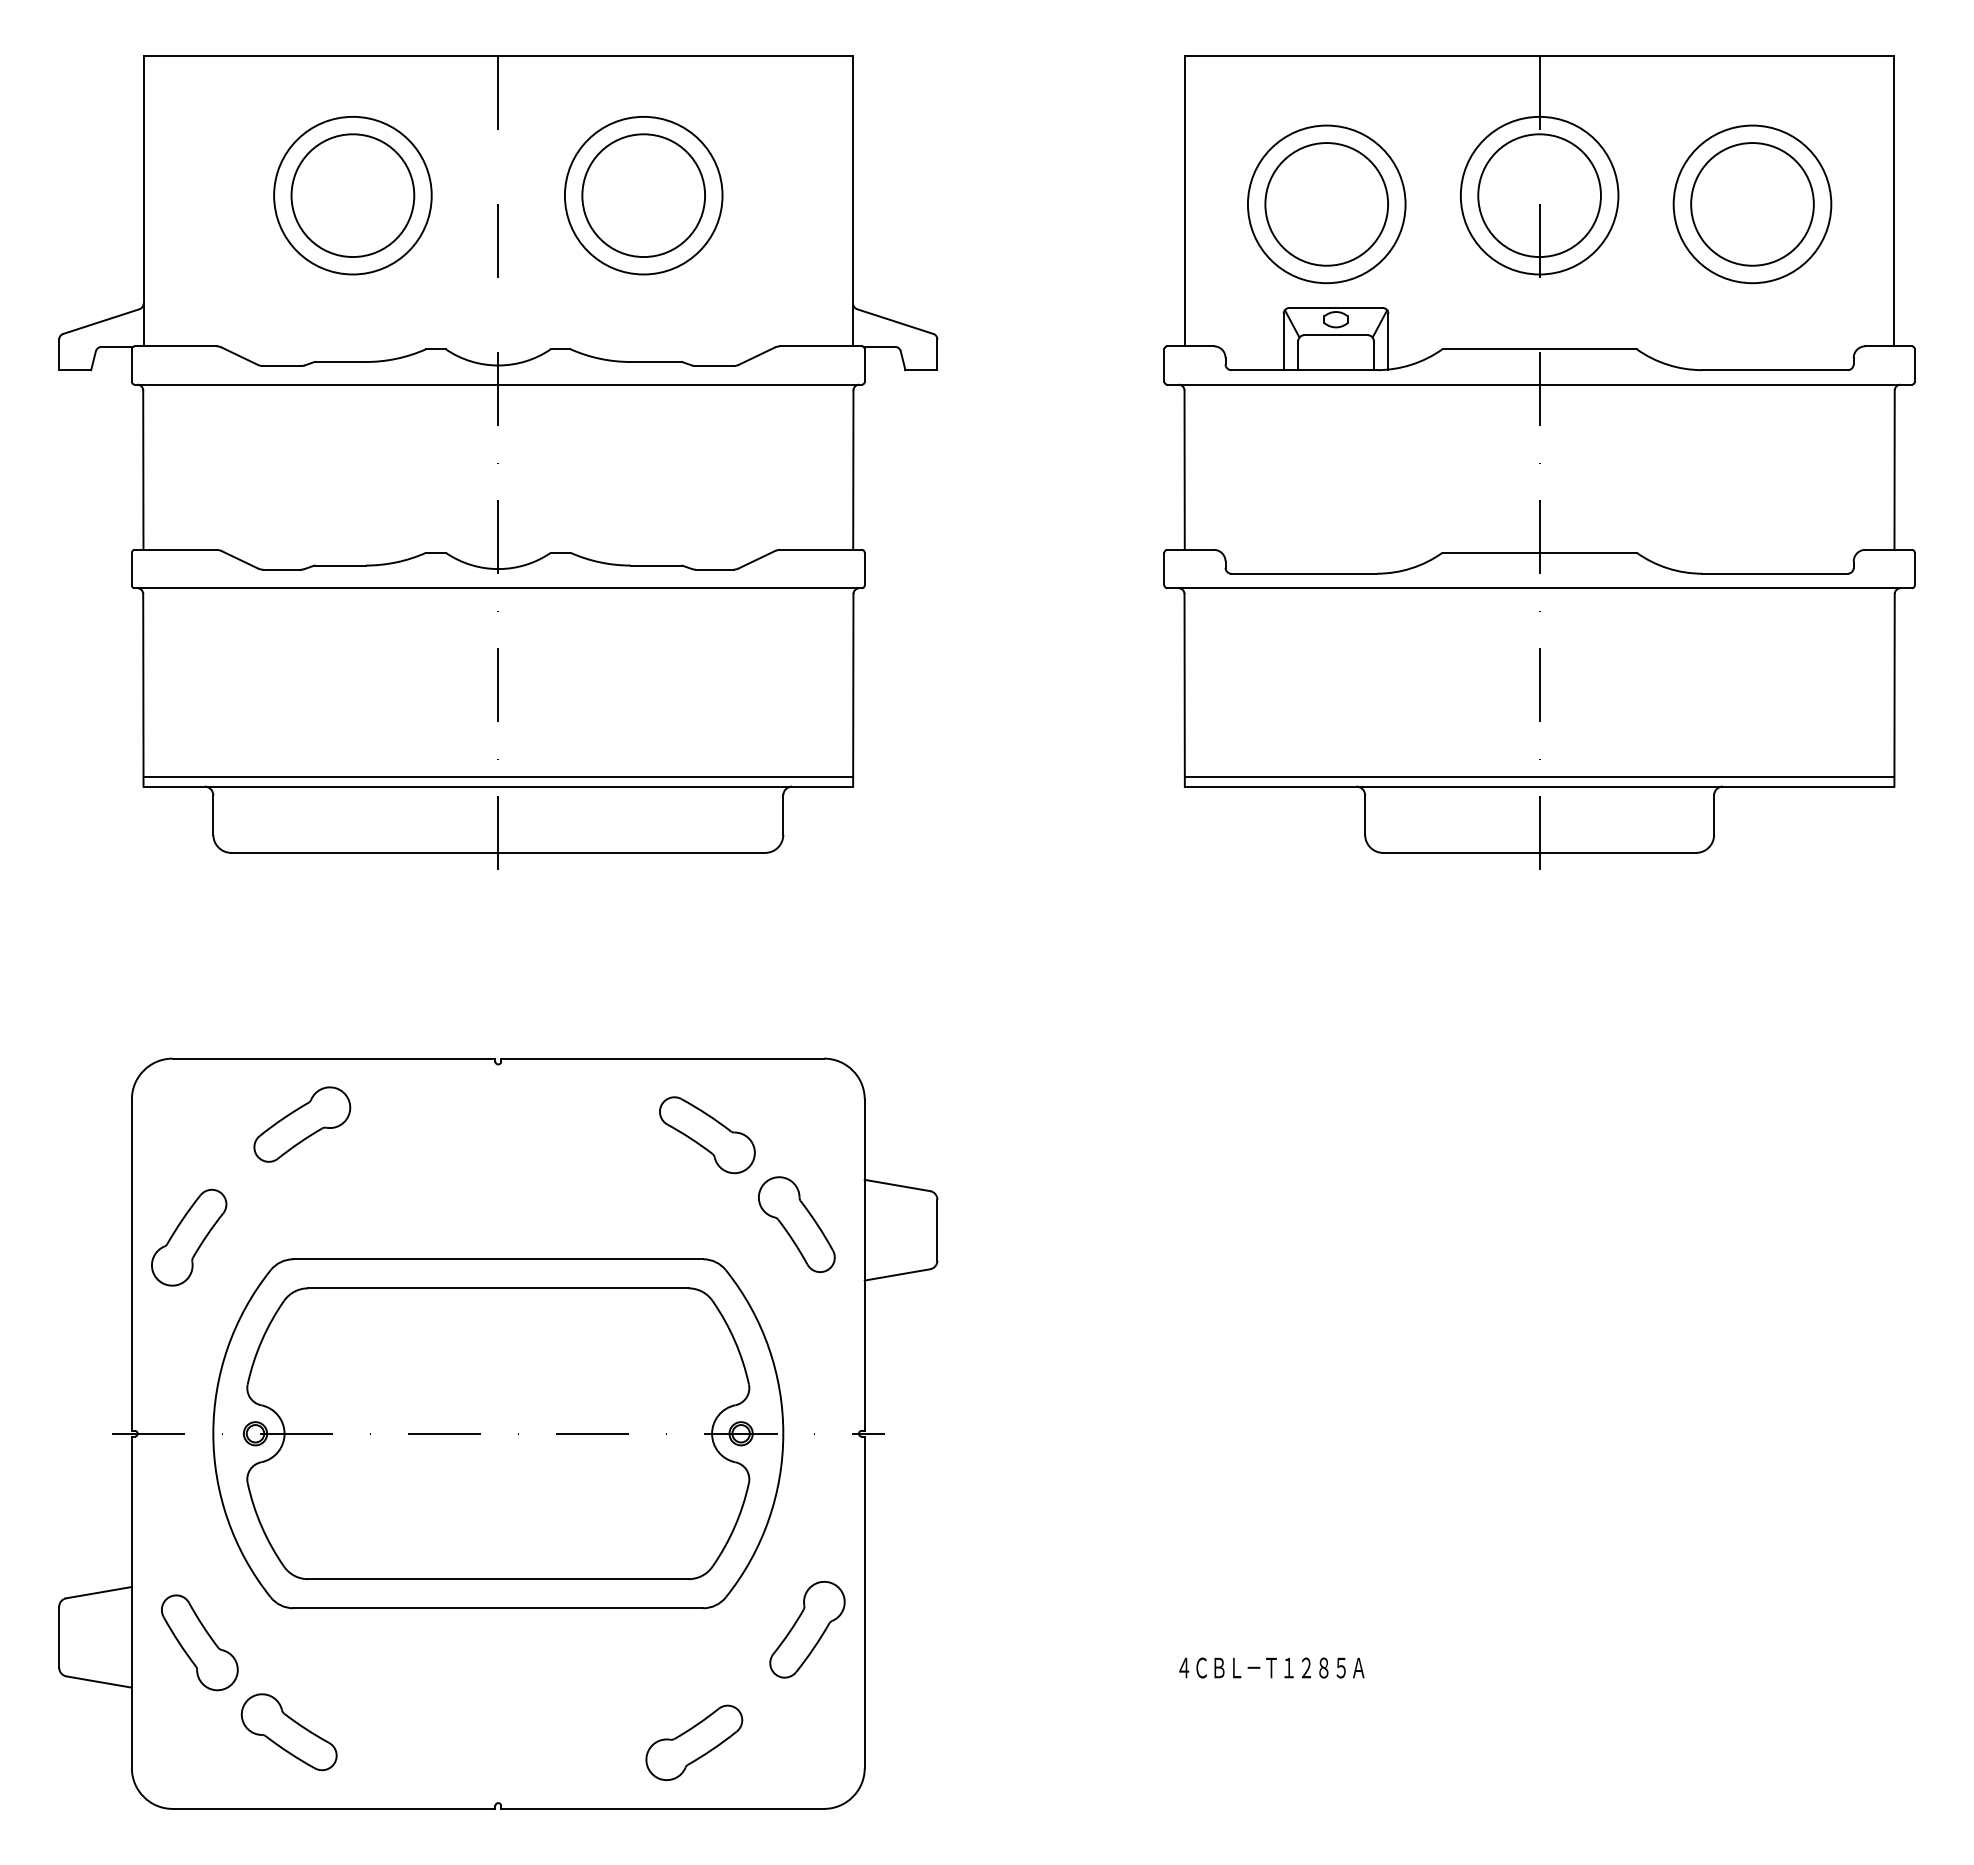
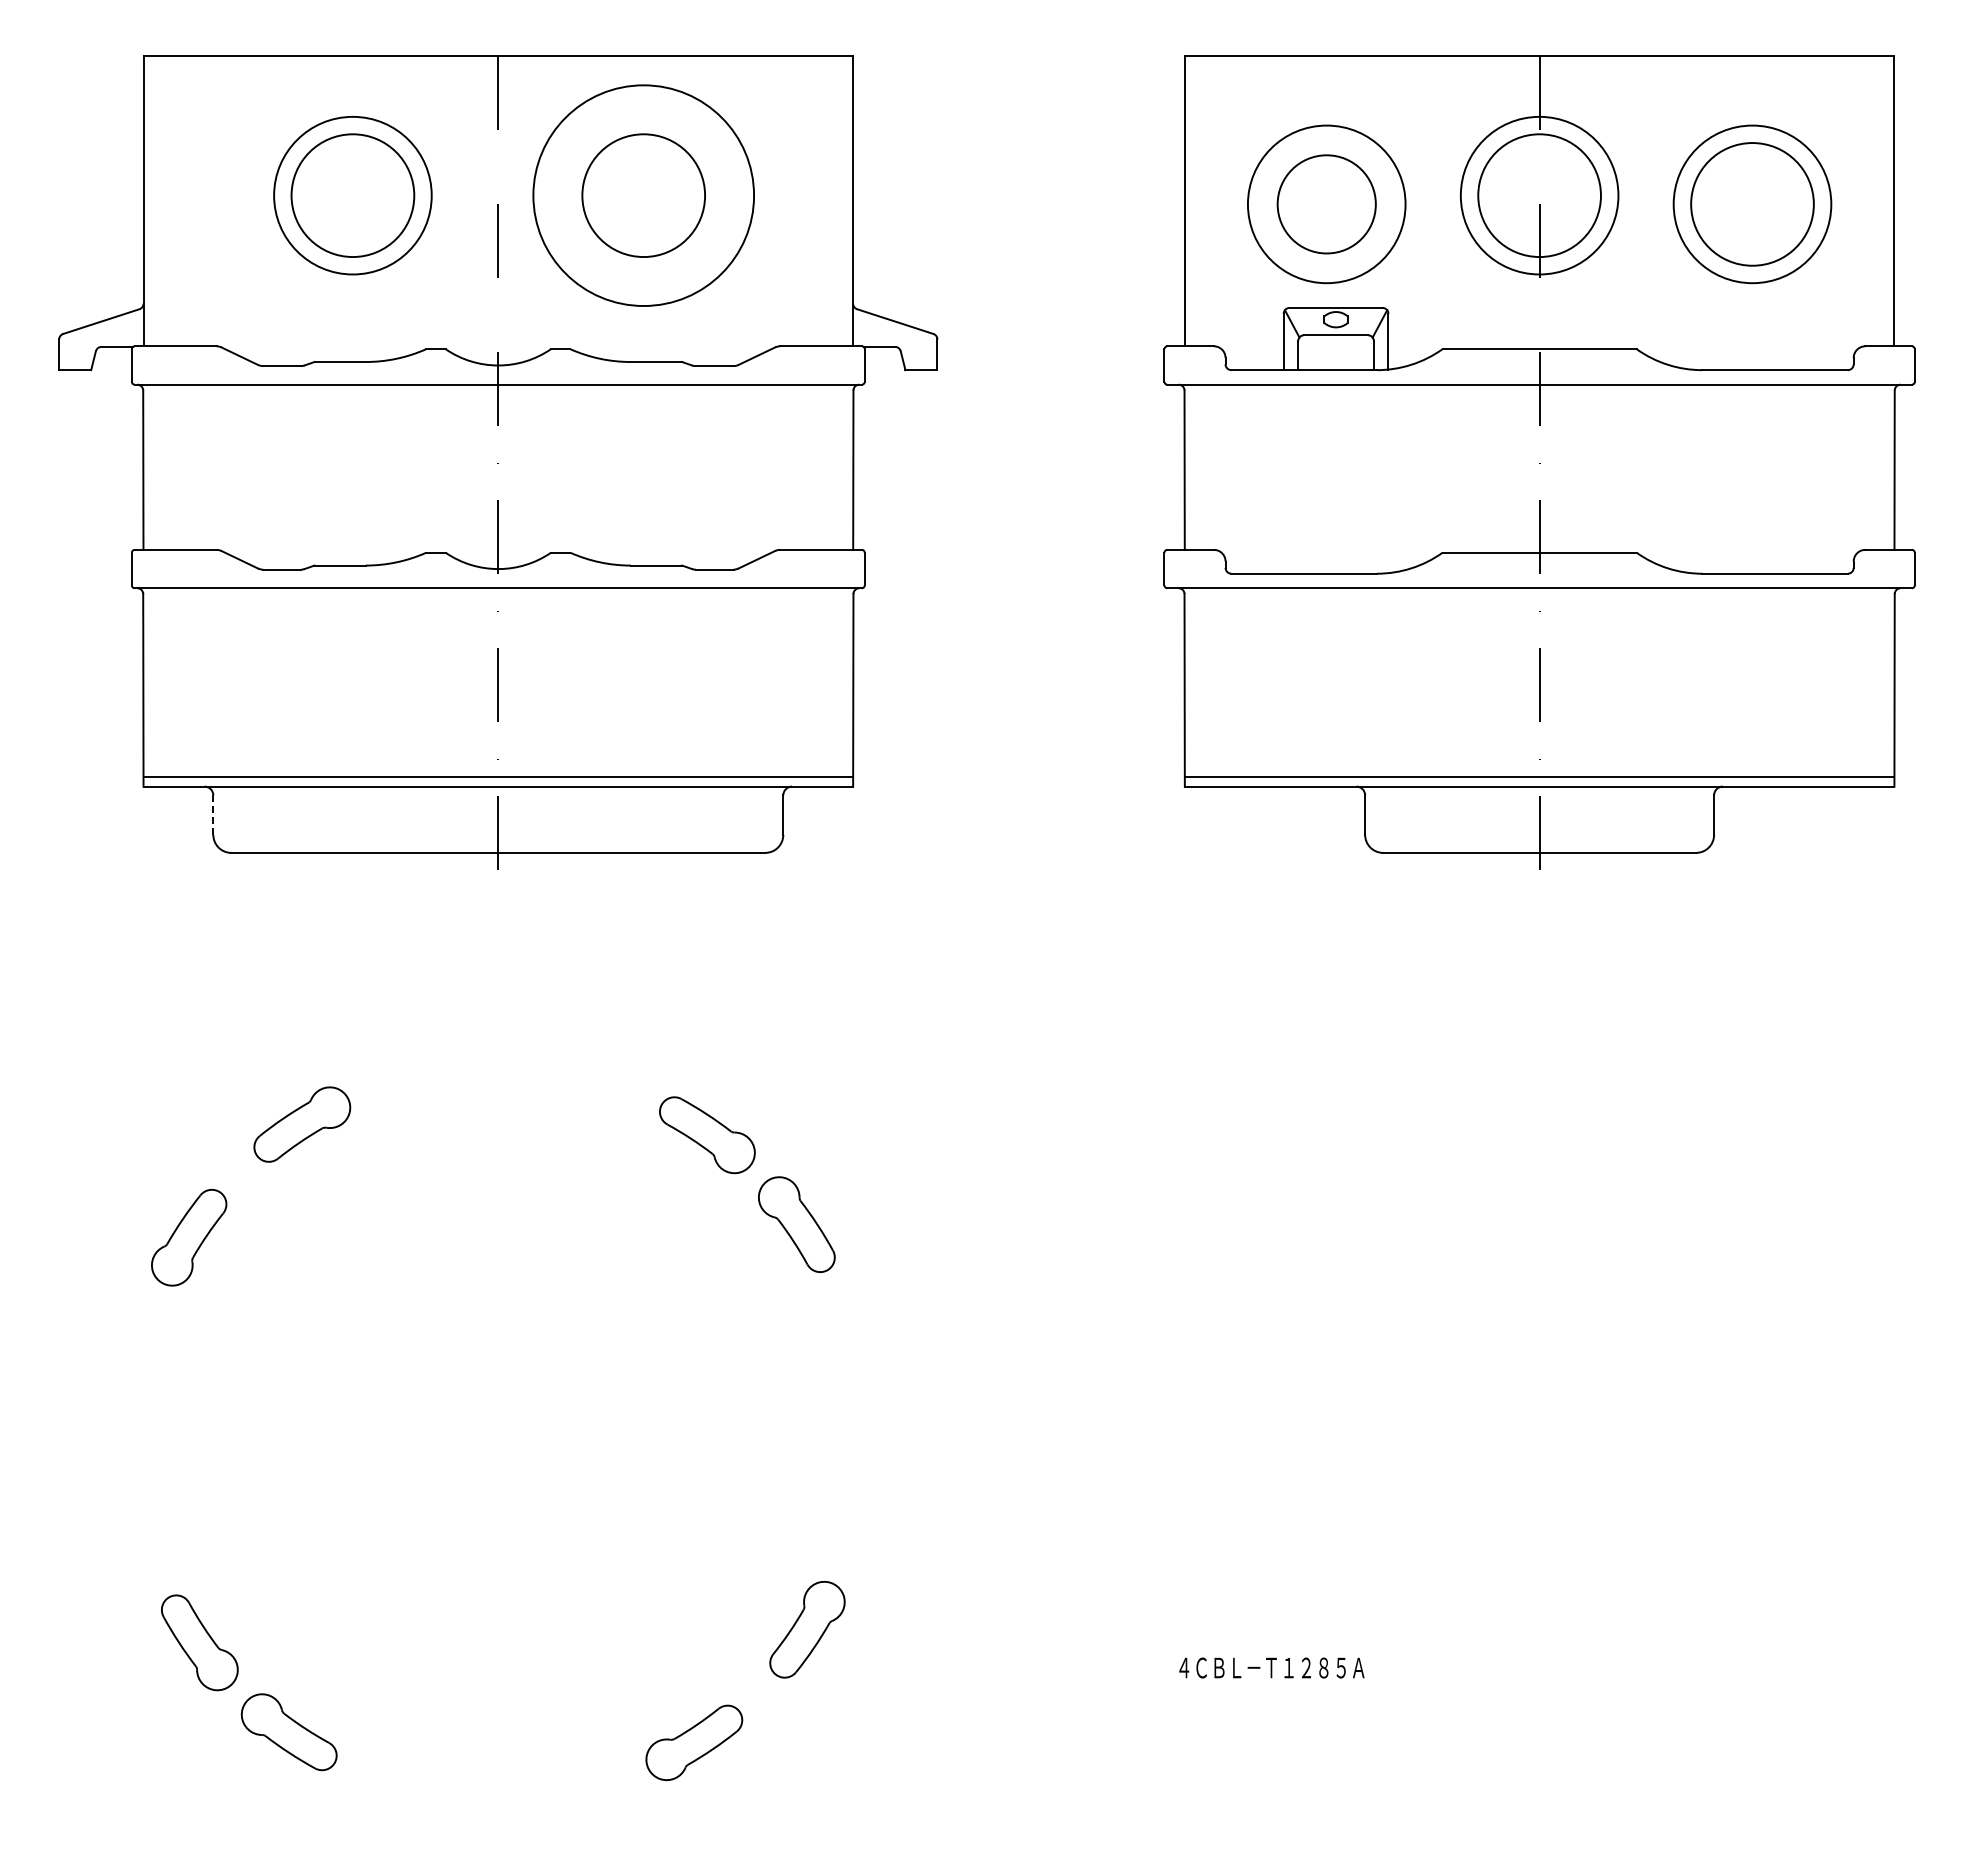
circle diameter: 158 px -> 221 px (643, 195)
circle diameter: 123 px -> 98 px (1326, 204)
line: solid -> dashed (213, 815)
part: present -> none (498, 1433)
